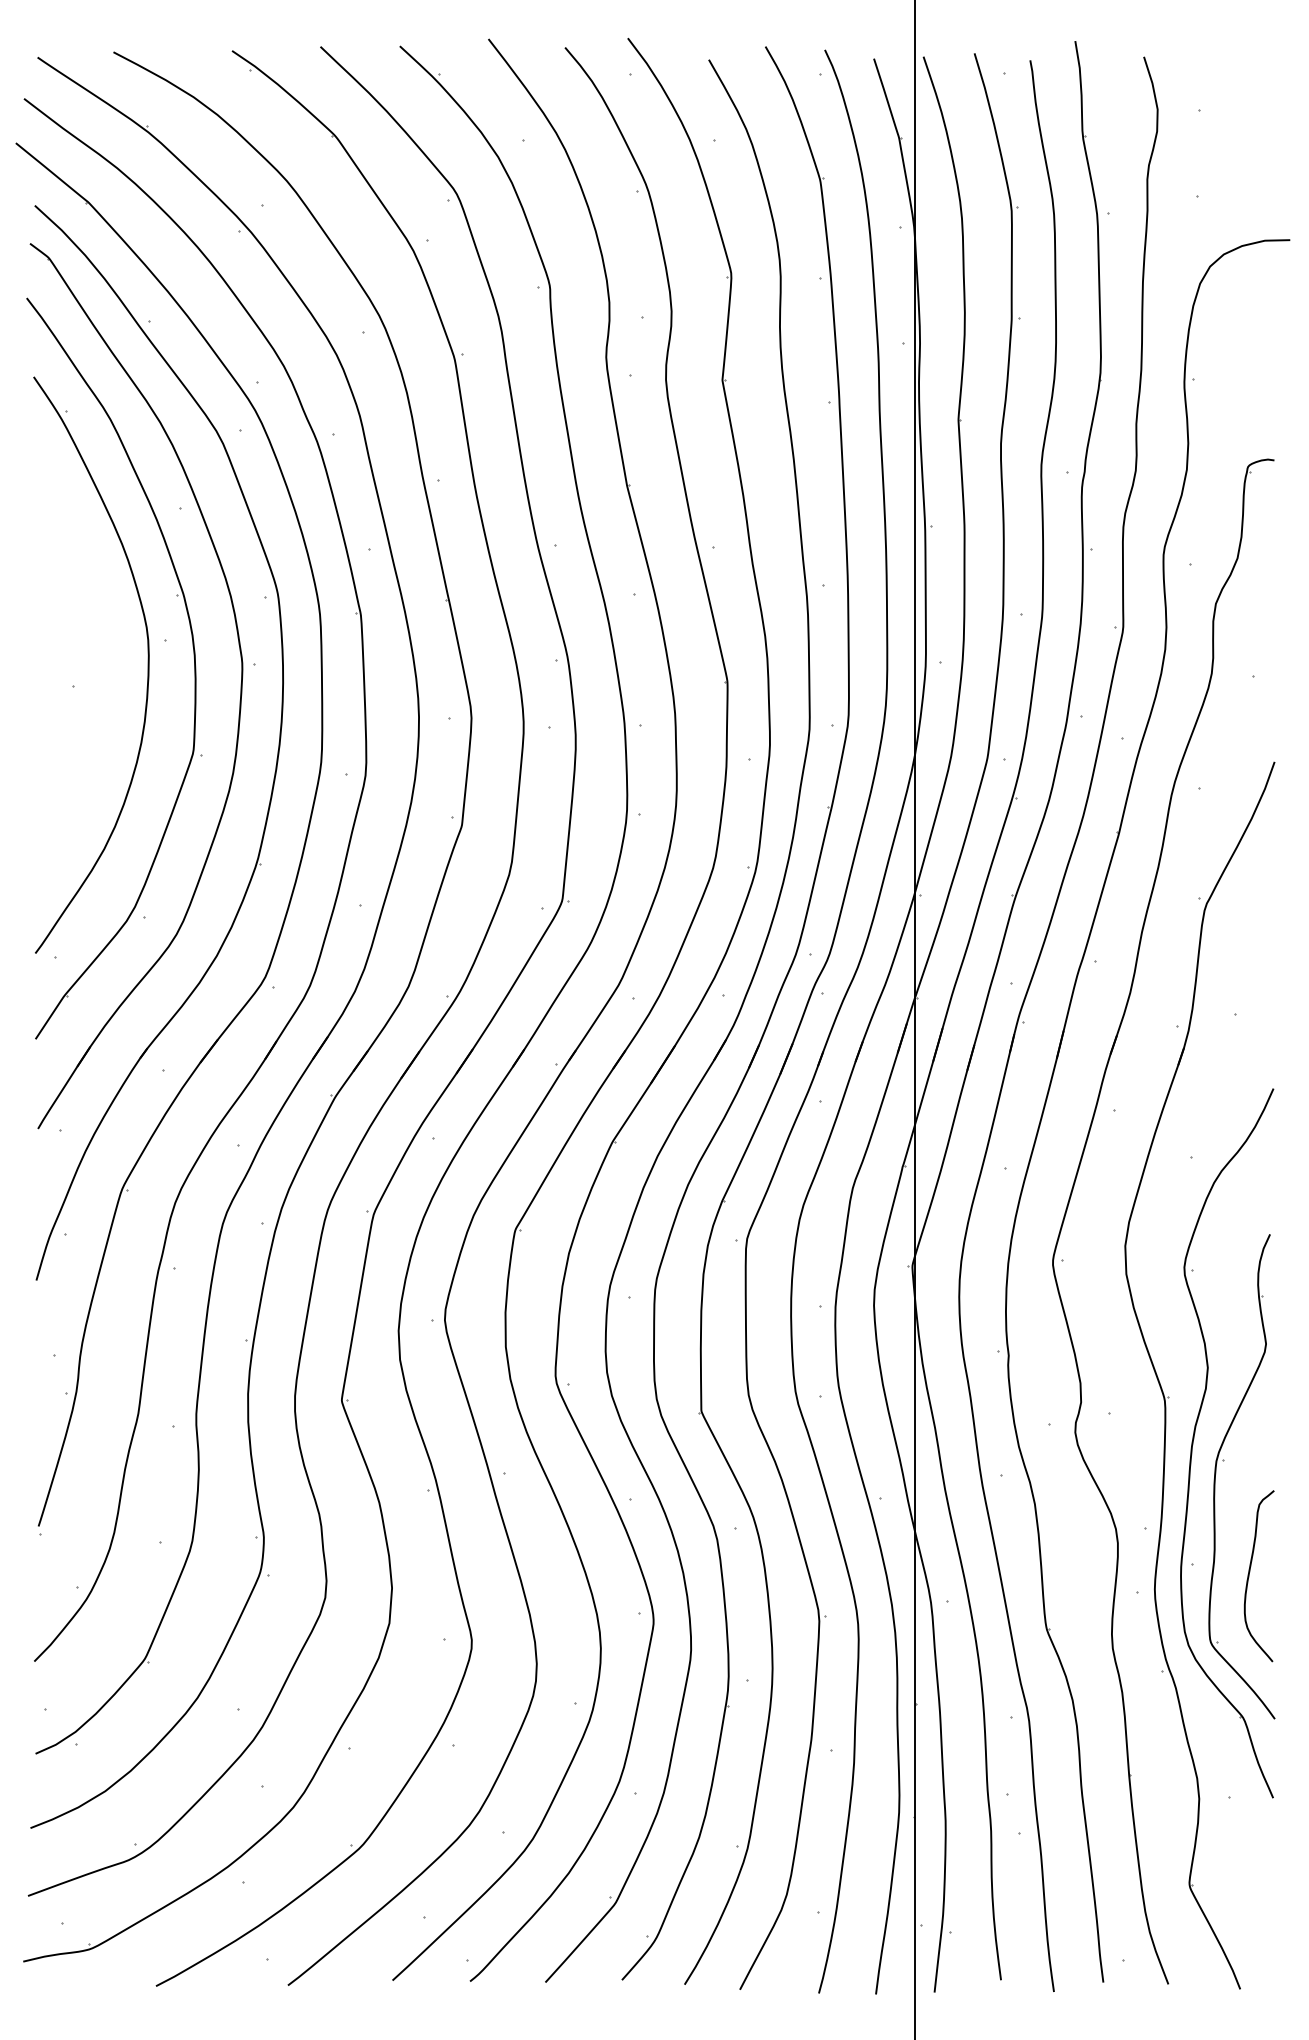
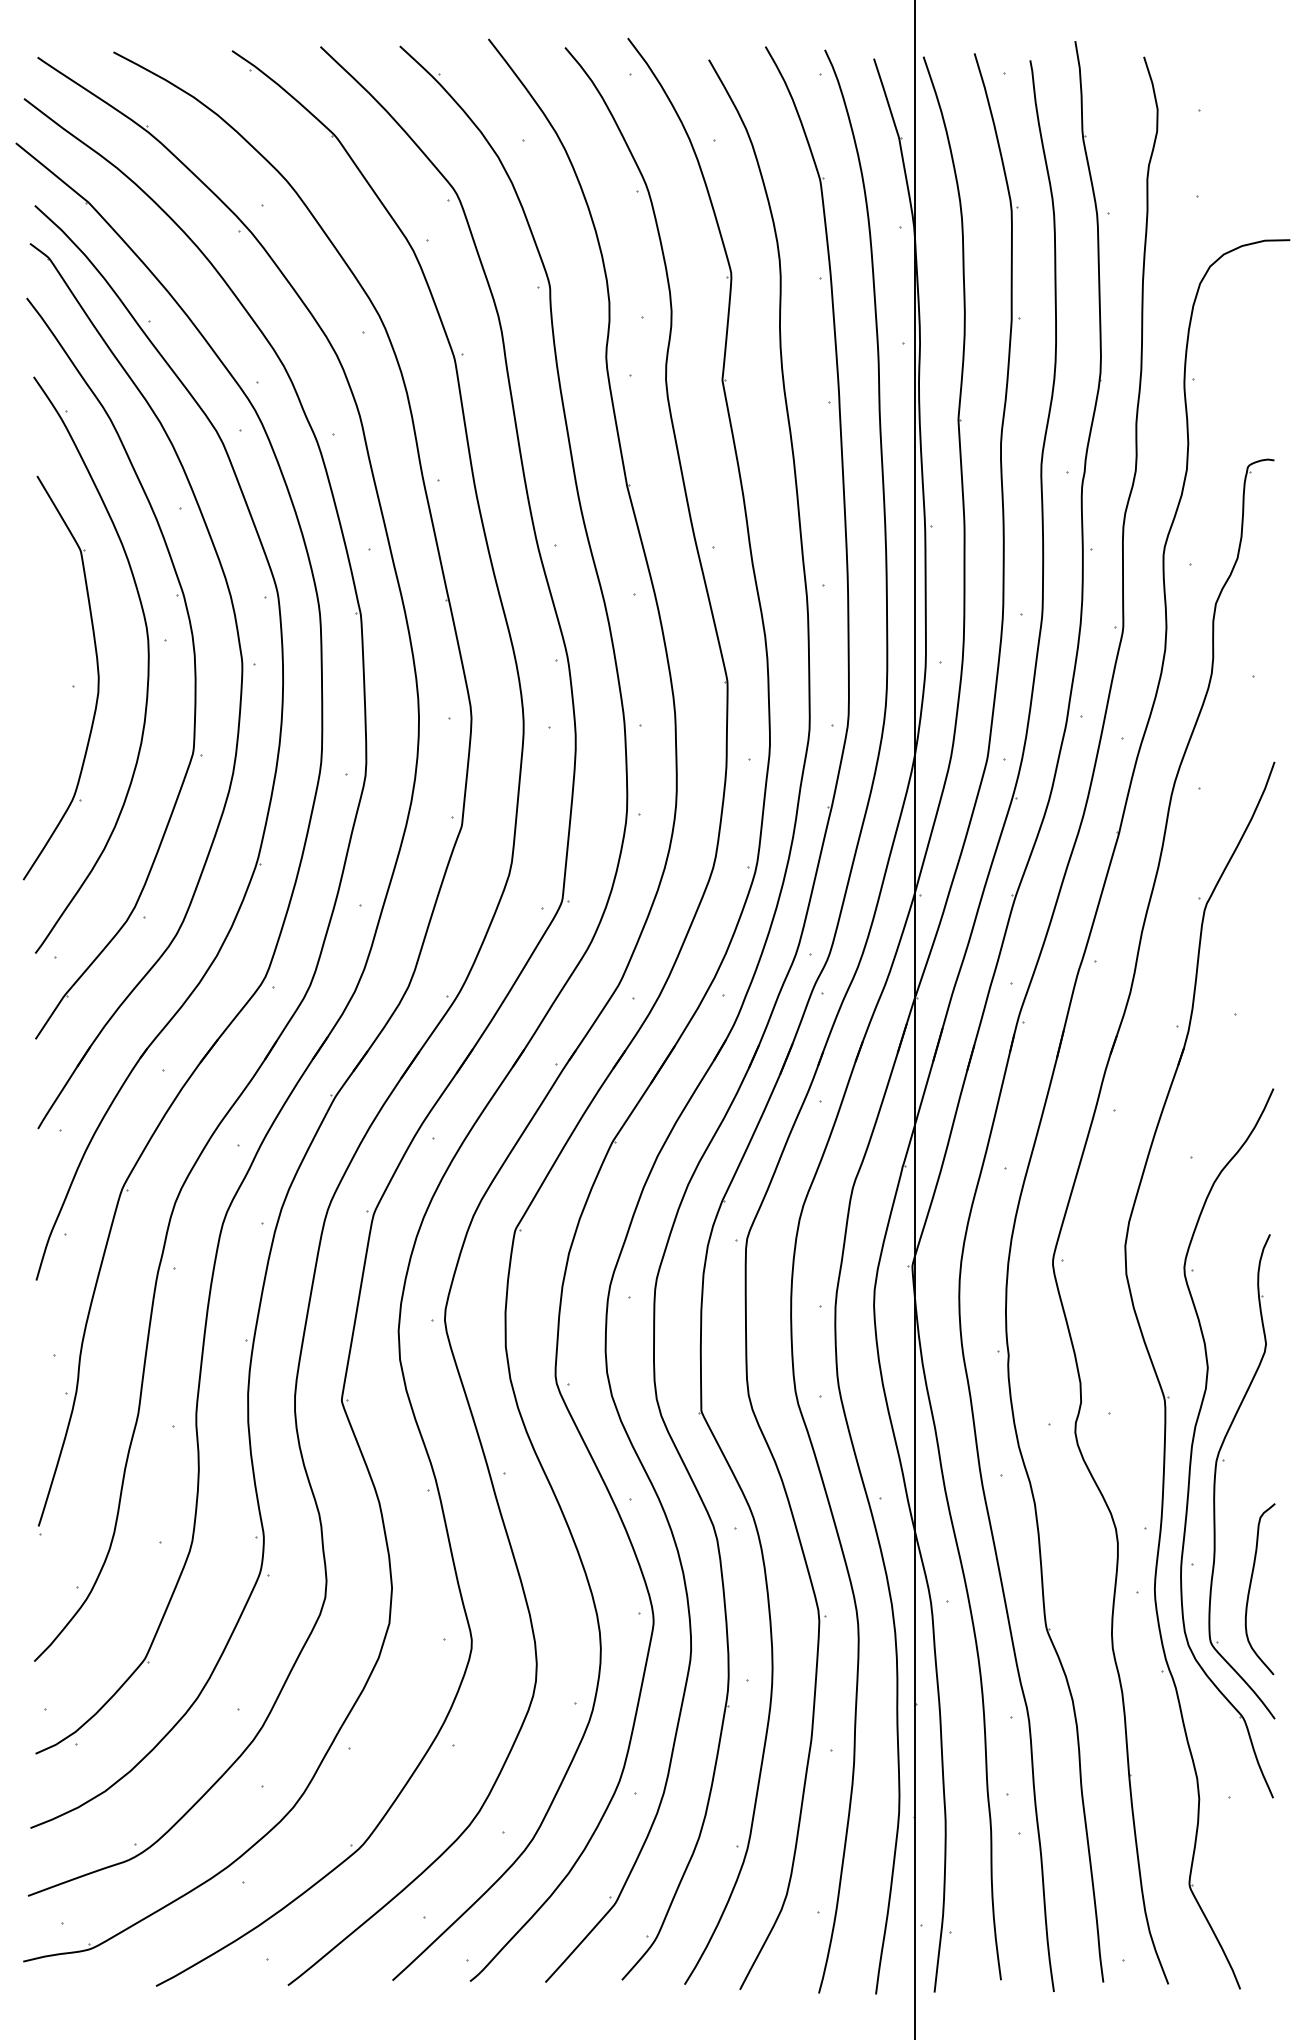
part: none -> present (97, 677)
curve position: (1250, 1572) -> (1251, 1585) (1251, 1585)
